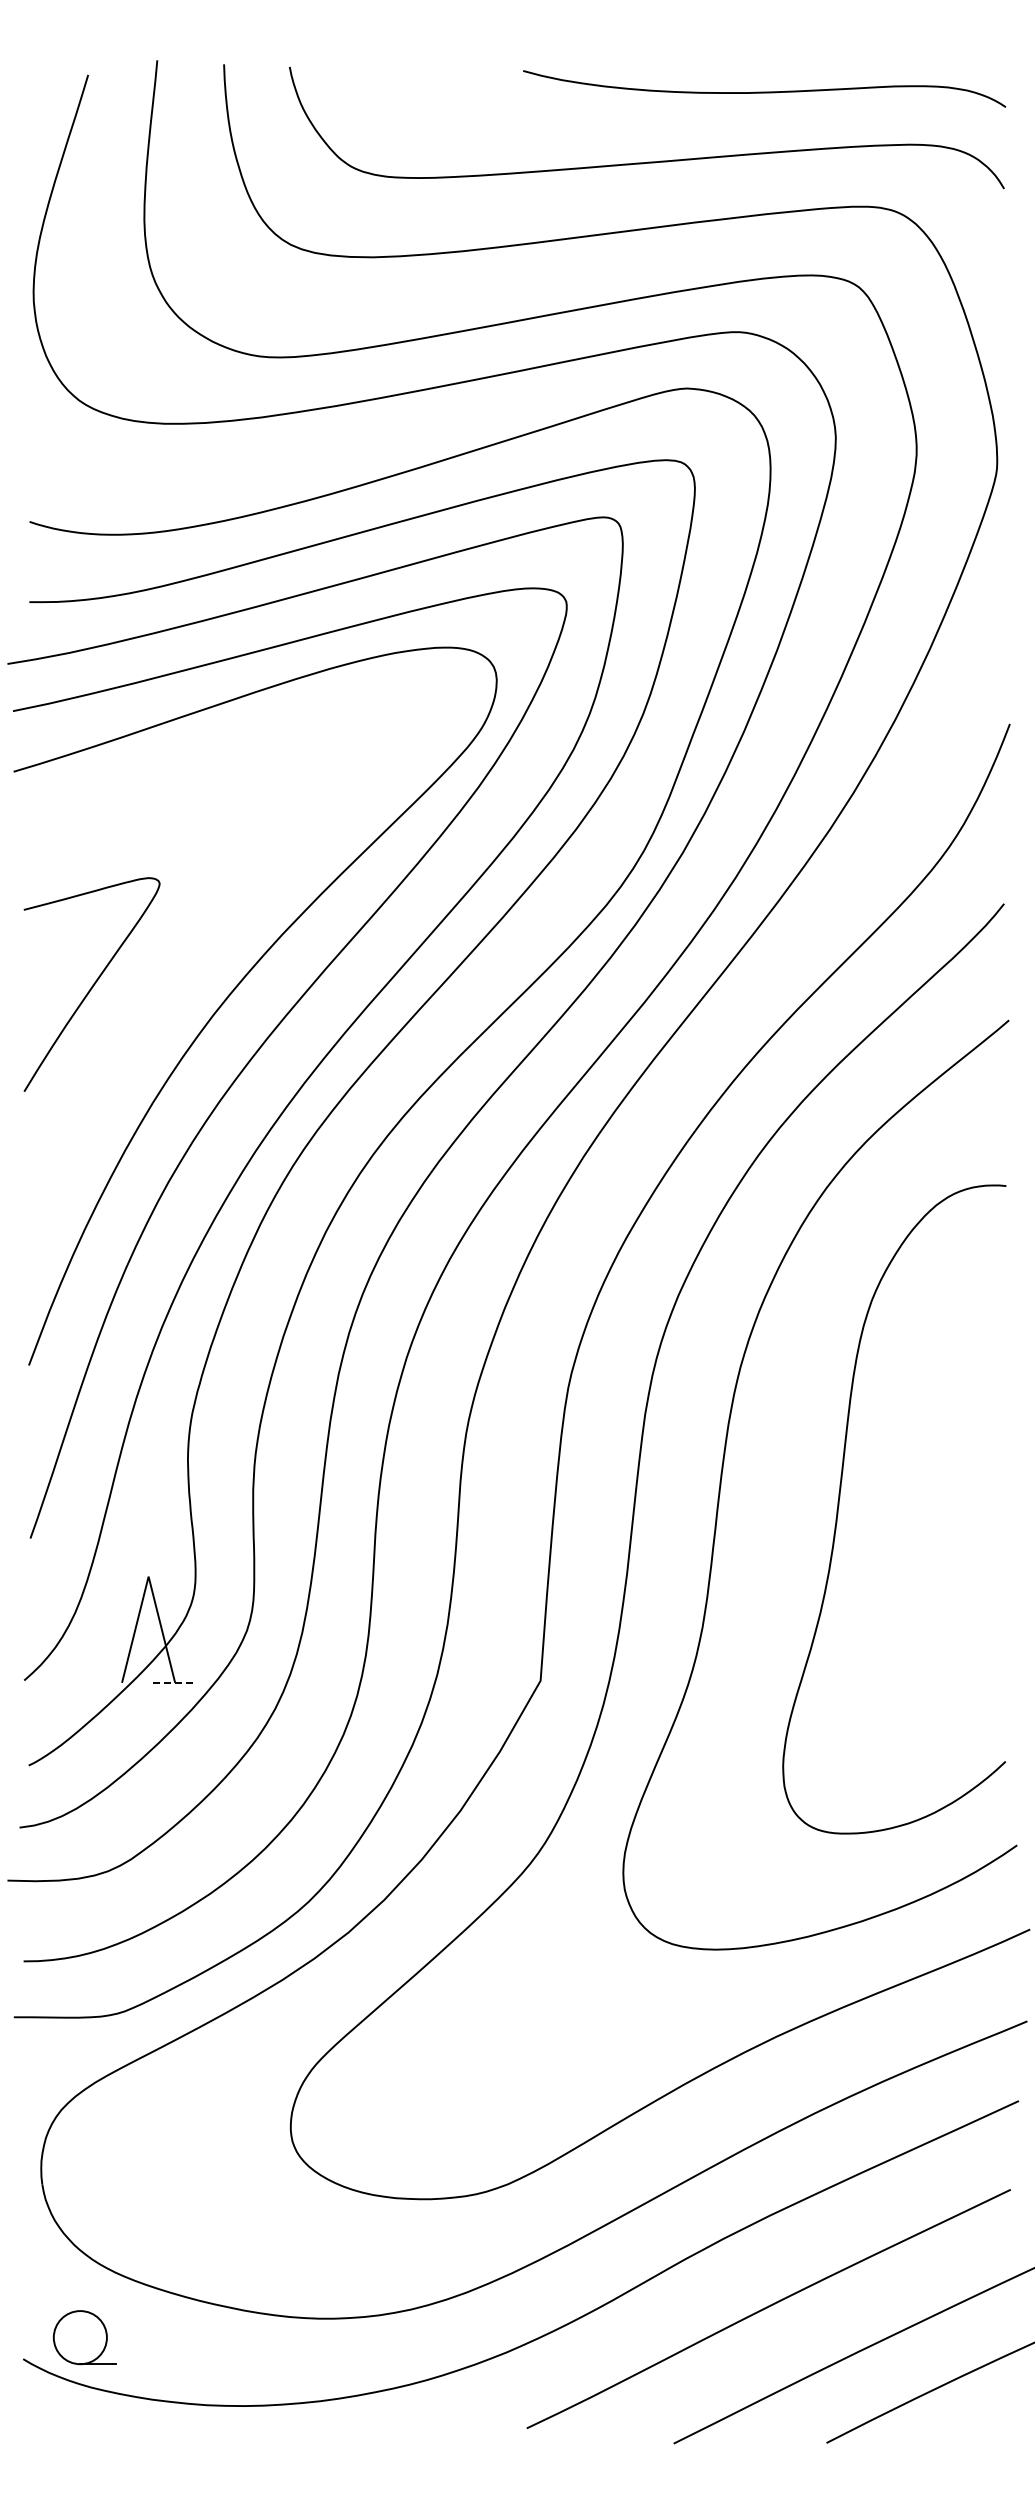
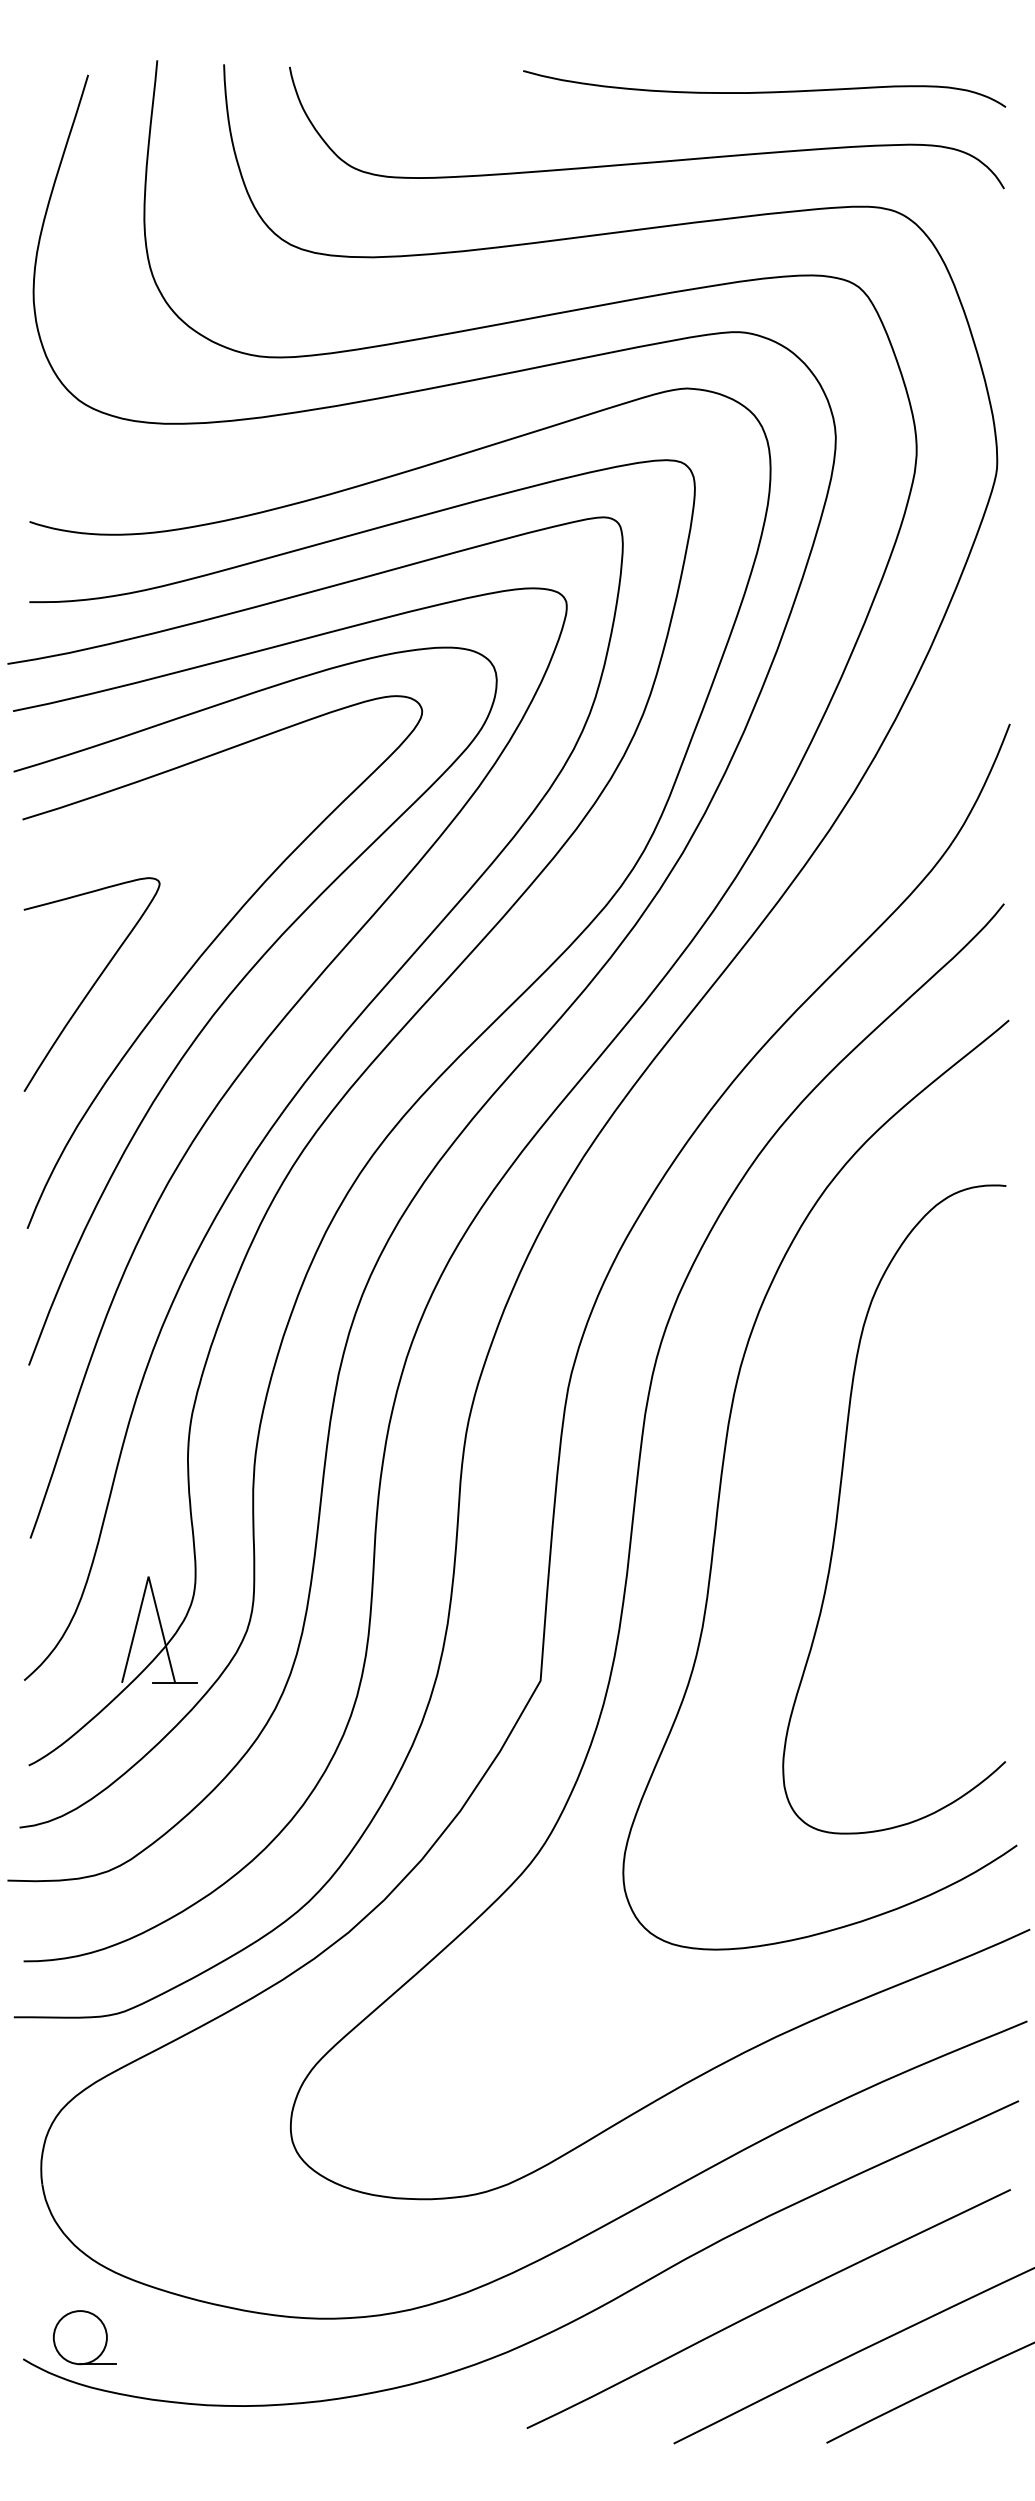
curve: none -> present (206, 951)
line: dashed -> solid (175, 1682)
